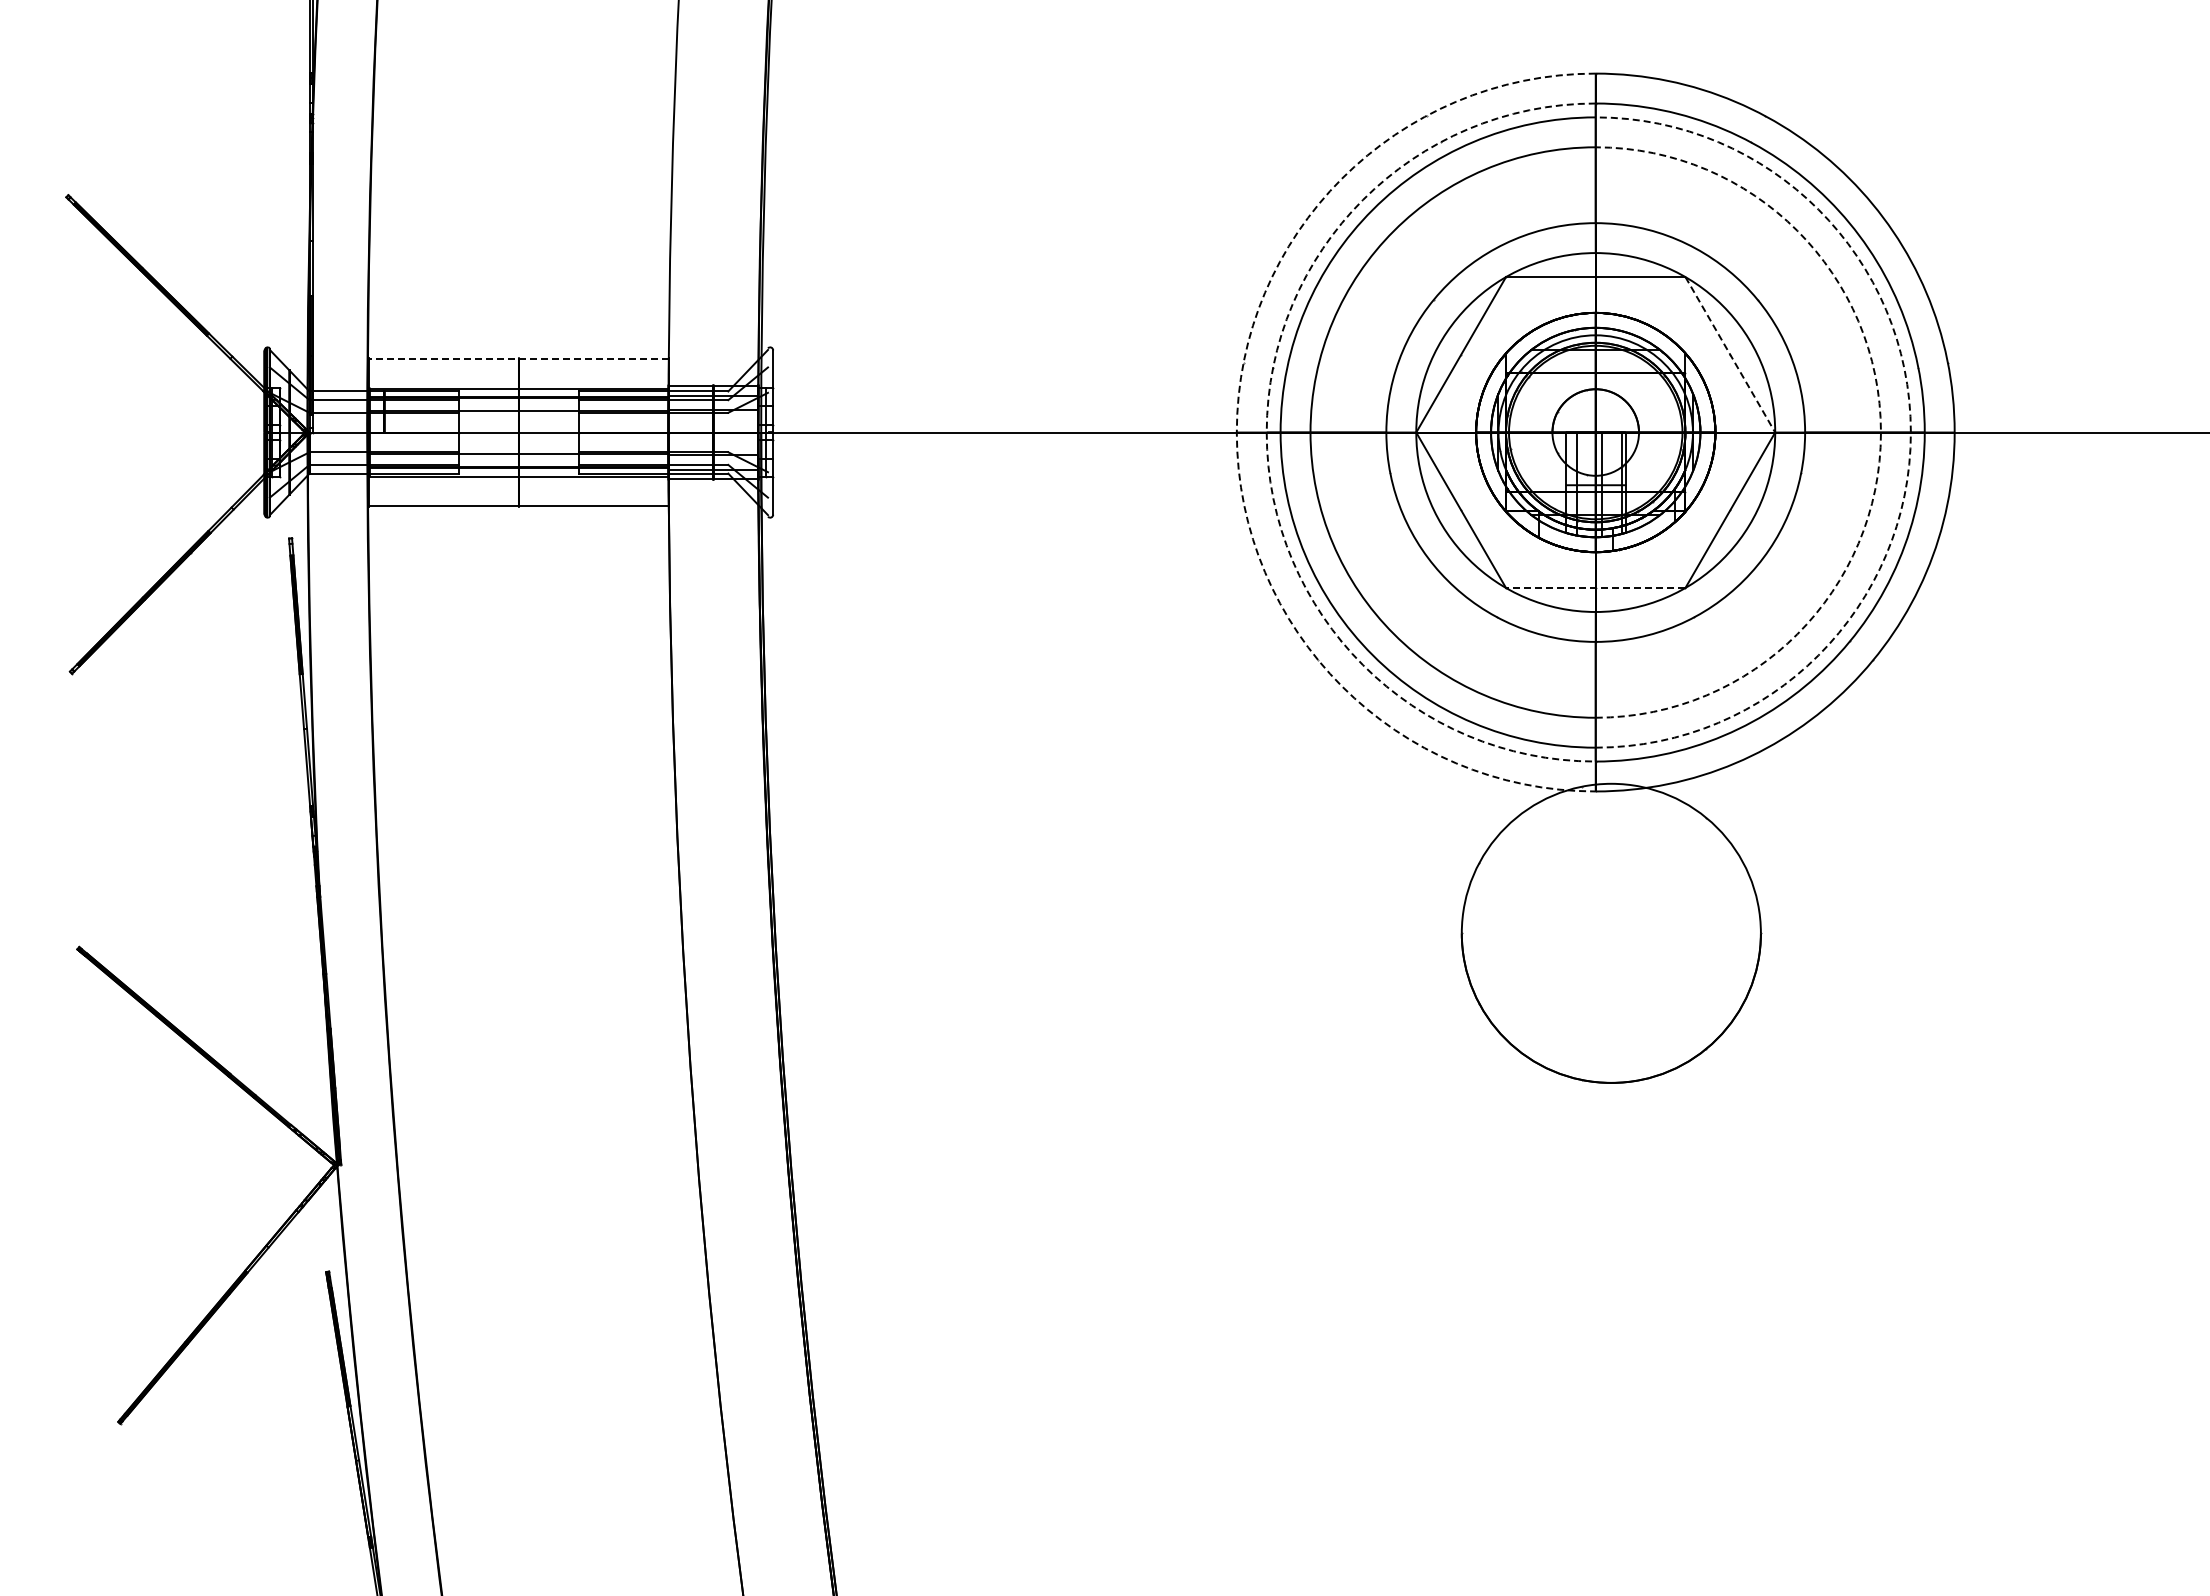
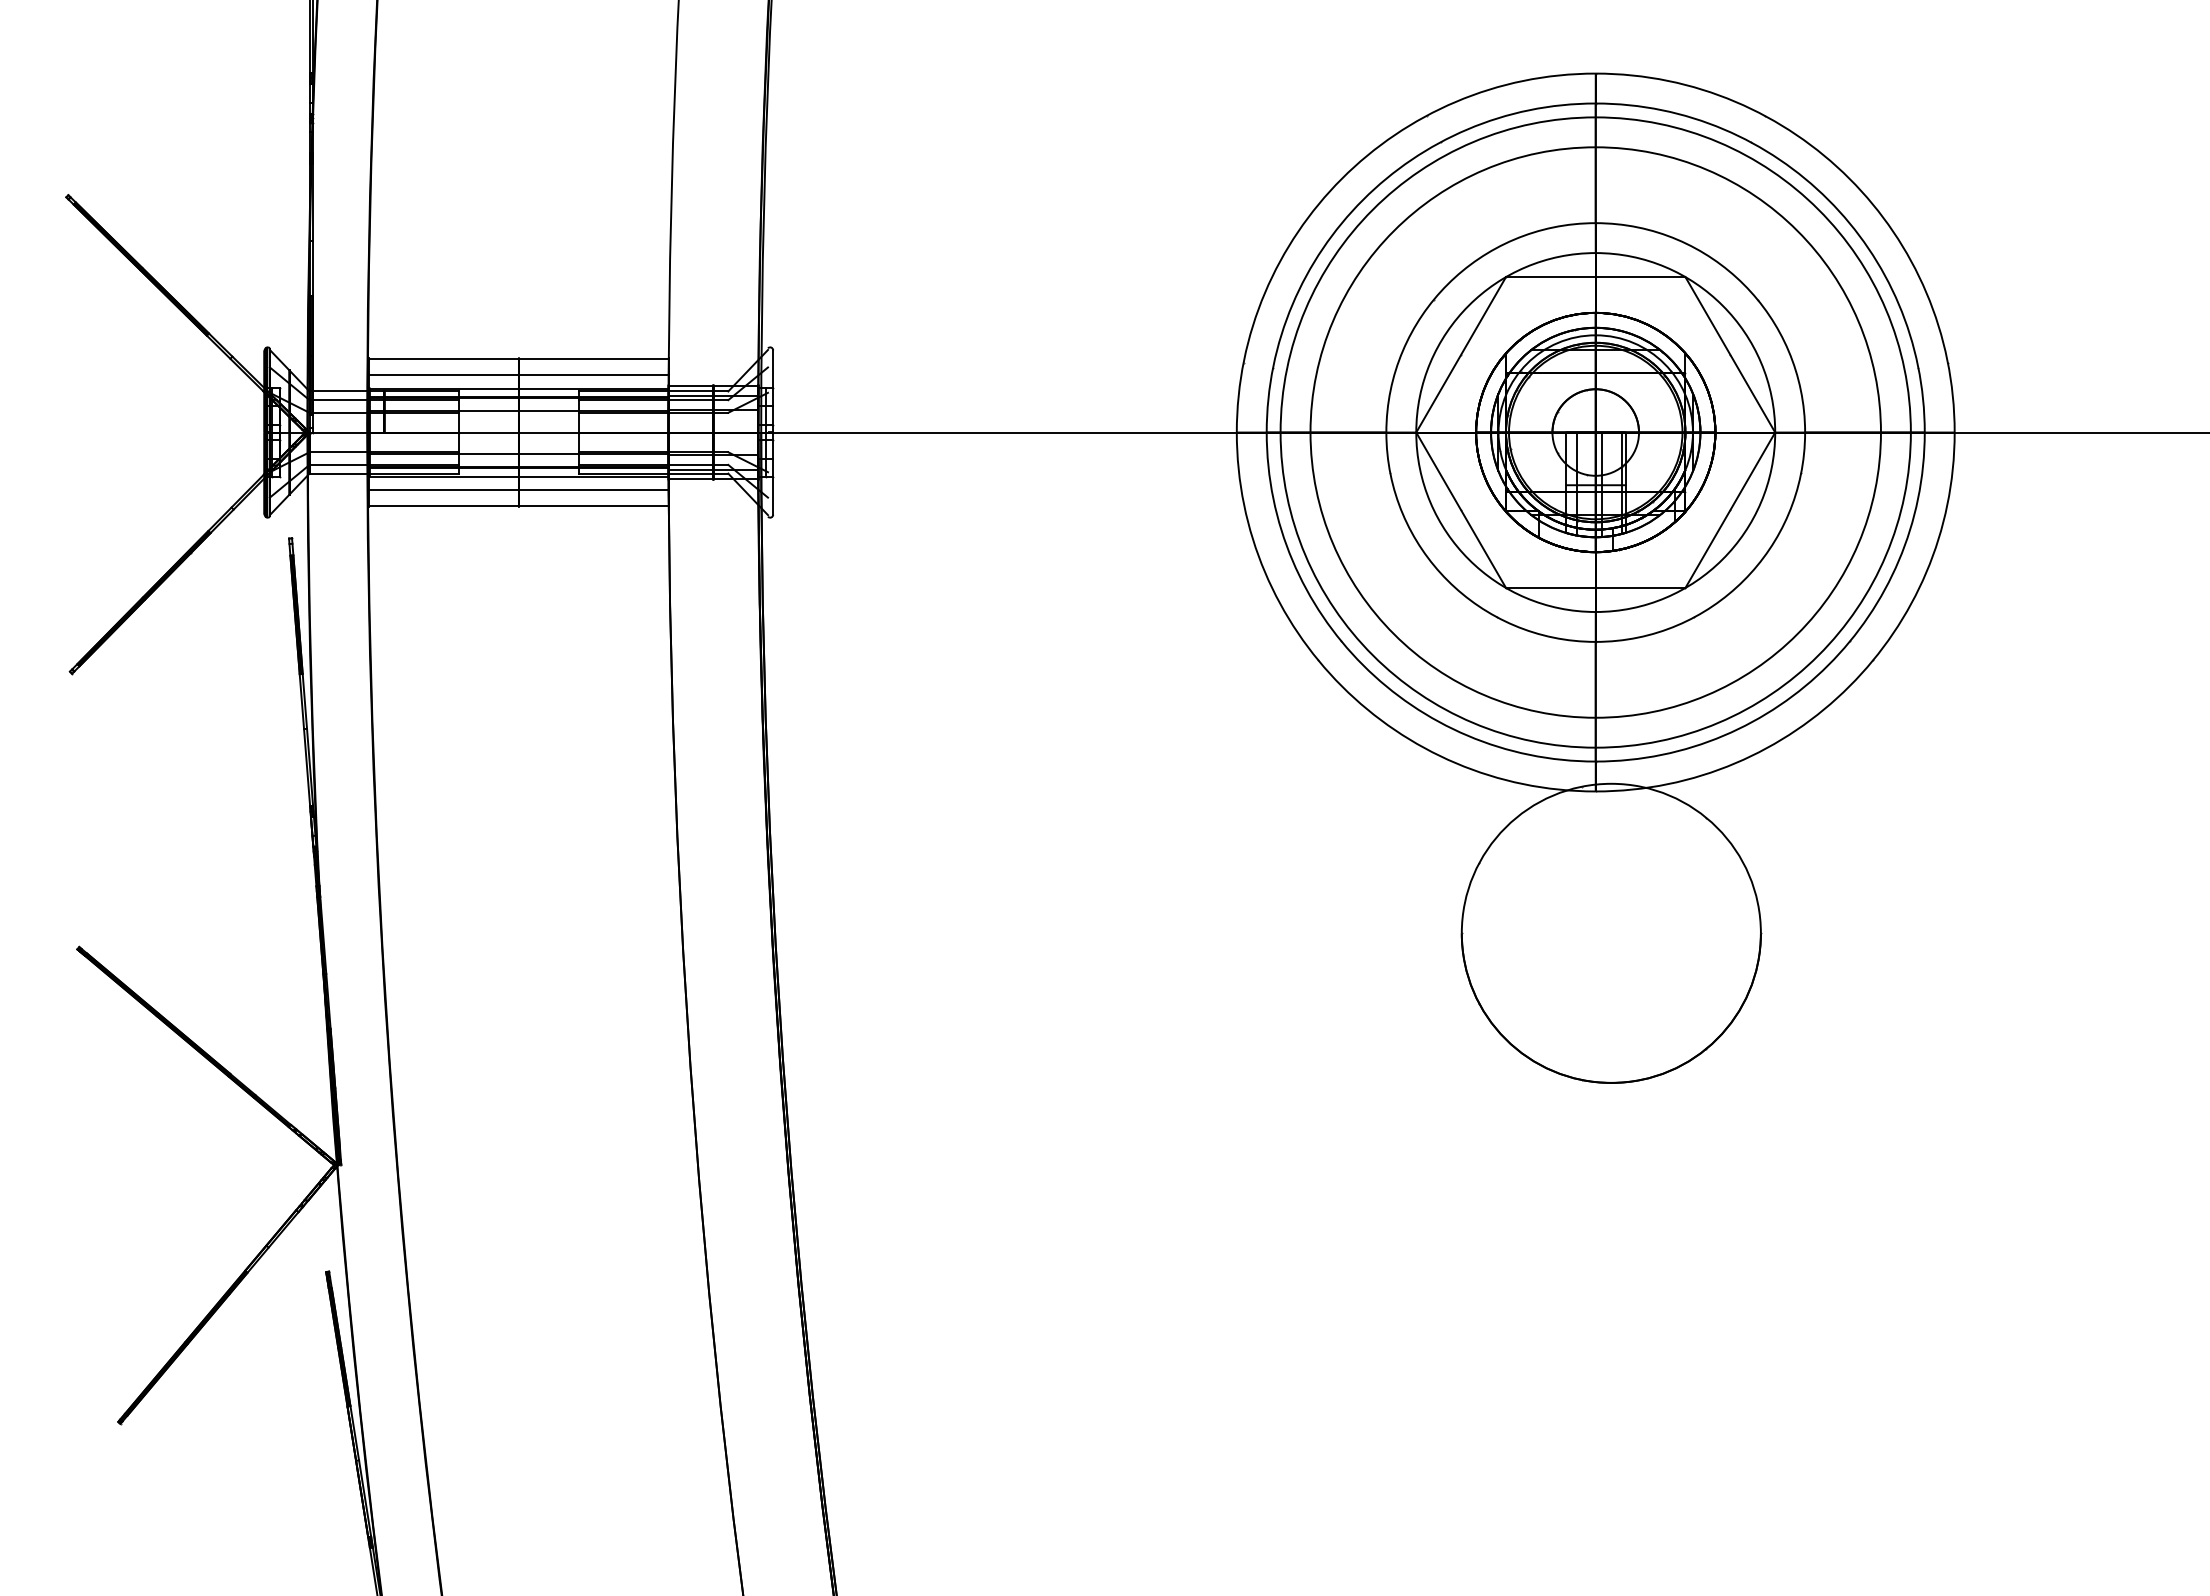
line: dashed -> solid (1730, 354)
line: dashed -> solid (518, 359)
line: none -> present (518, 374)
arc: dashed -> solid (1236, 432)
arc: dashed -> solid (1266, 432)
arc: dashed -> solid (1880, 432)
arc: dashed -> solid (1910, 432)
line: none -> present (518, 490)
line: dashed -> solid (1595, 587)
